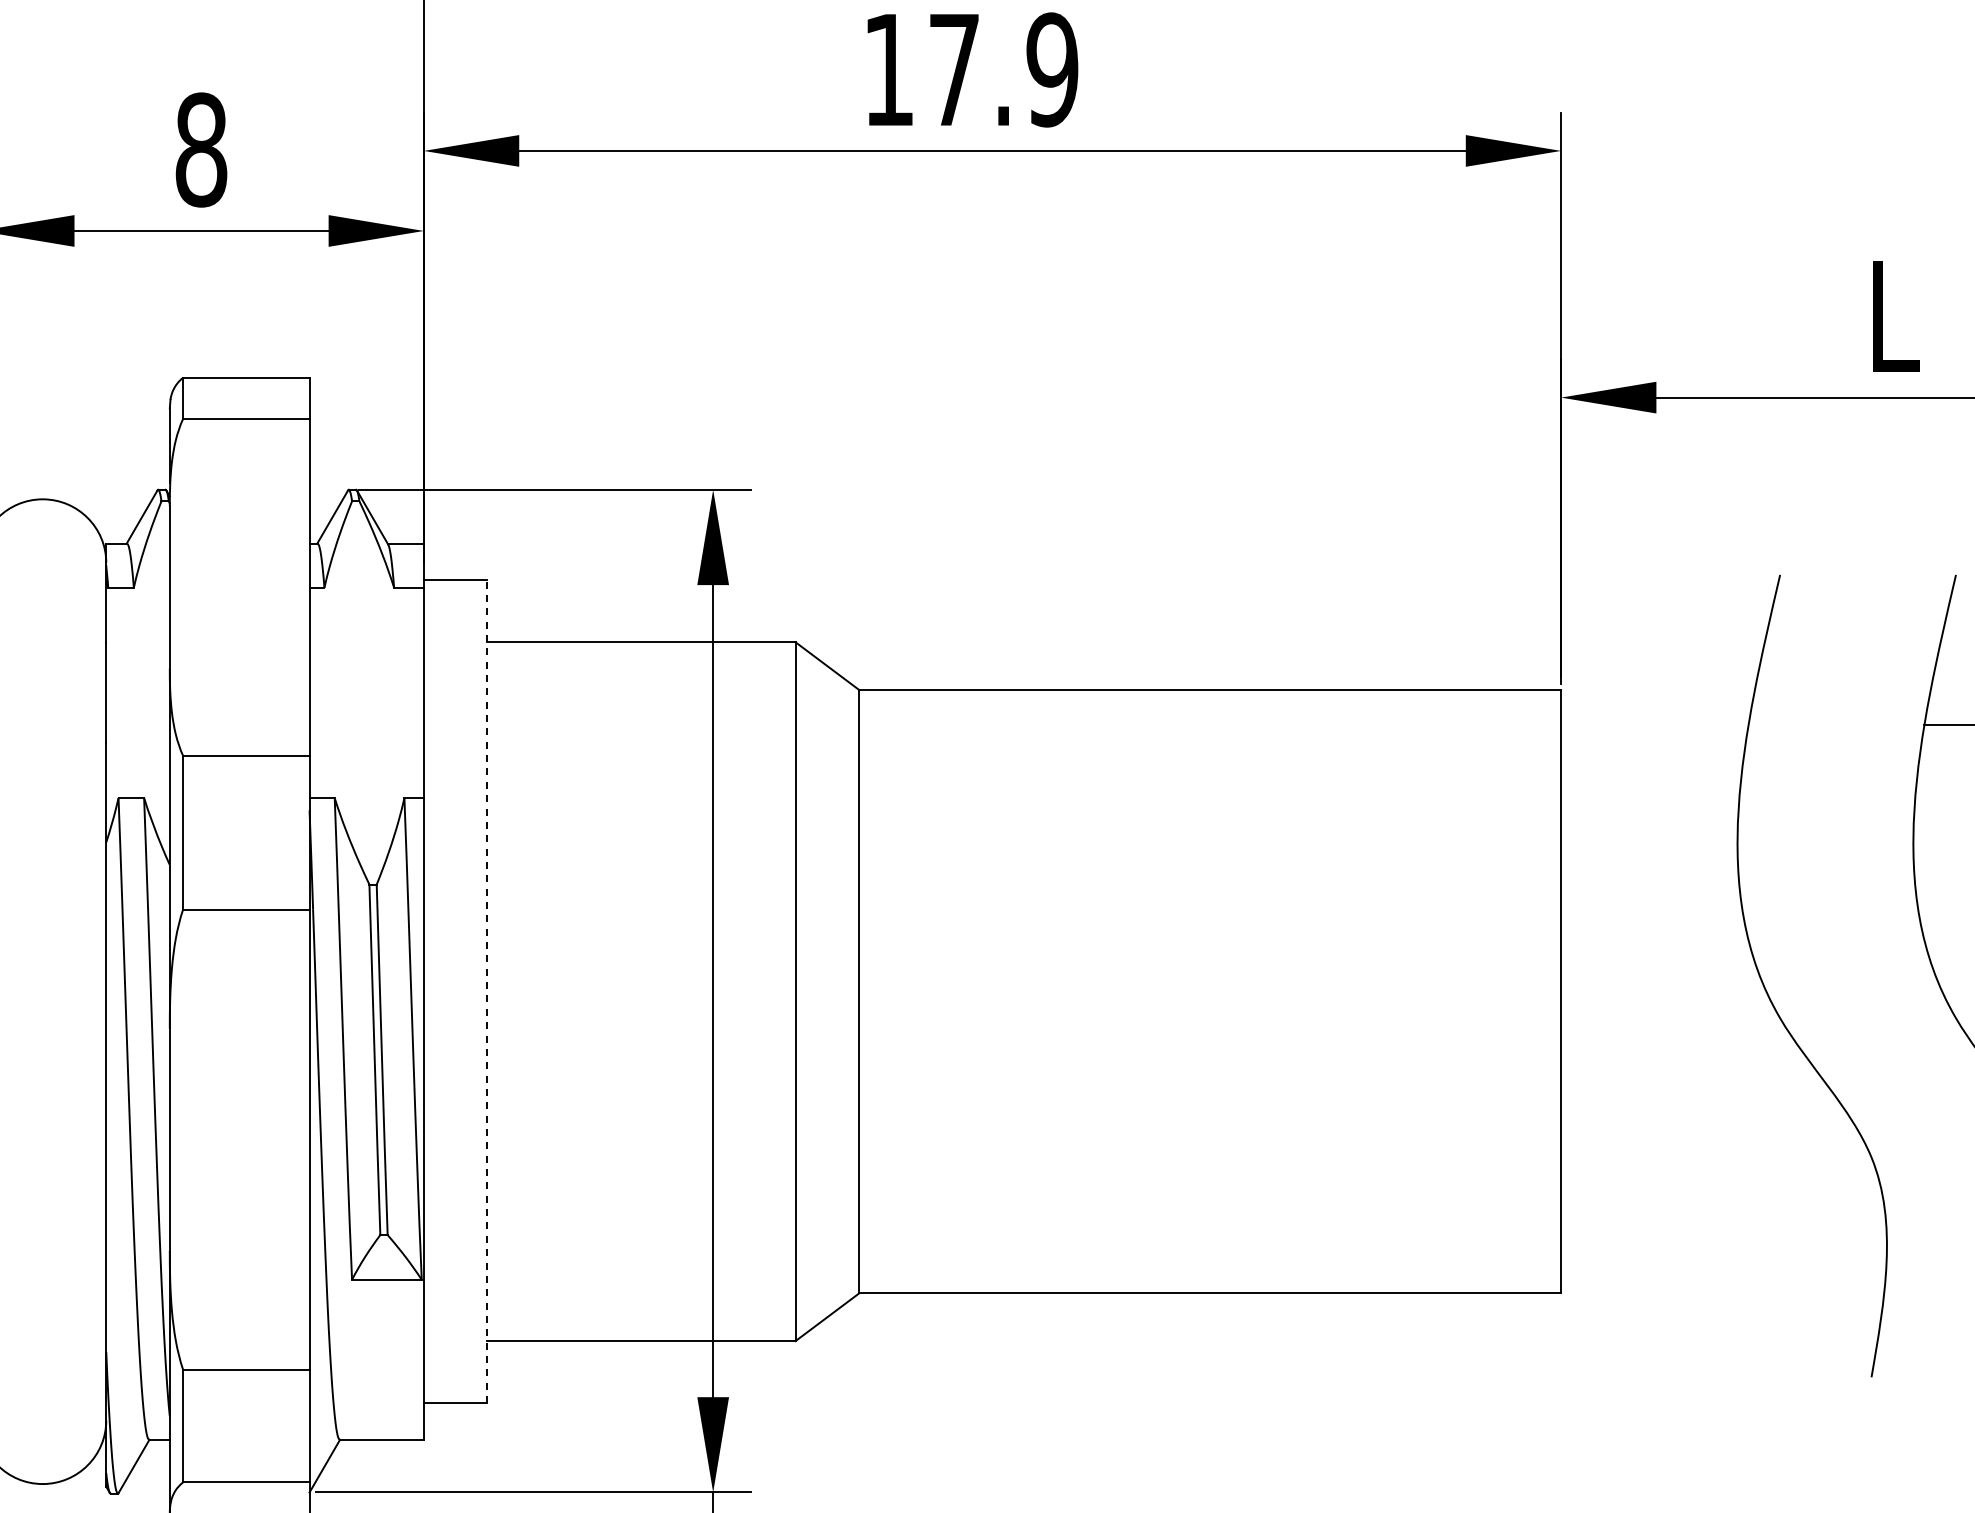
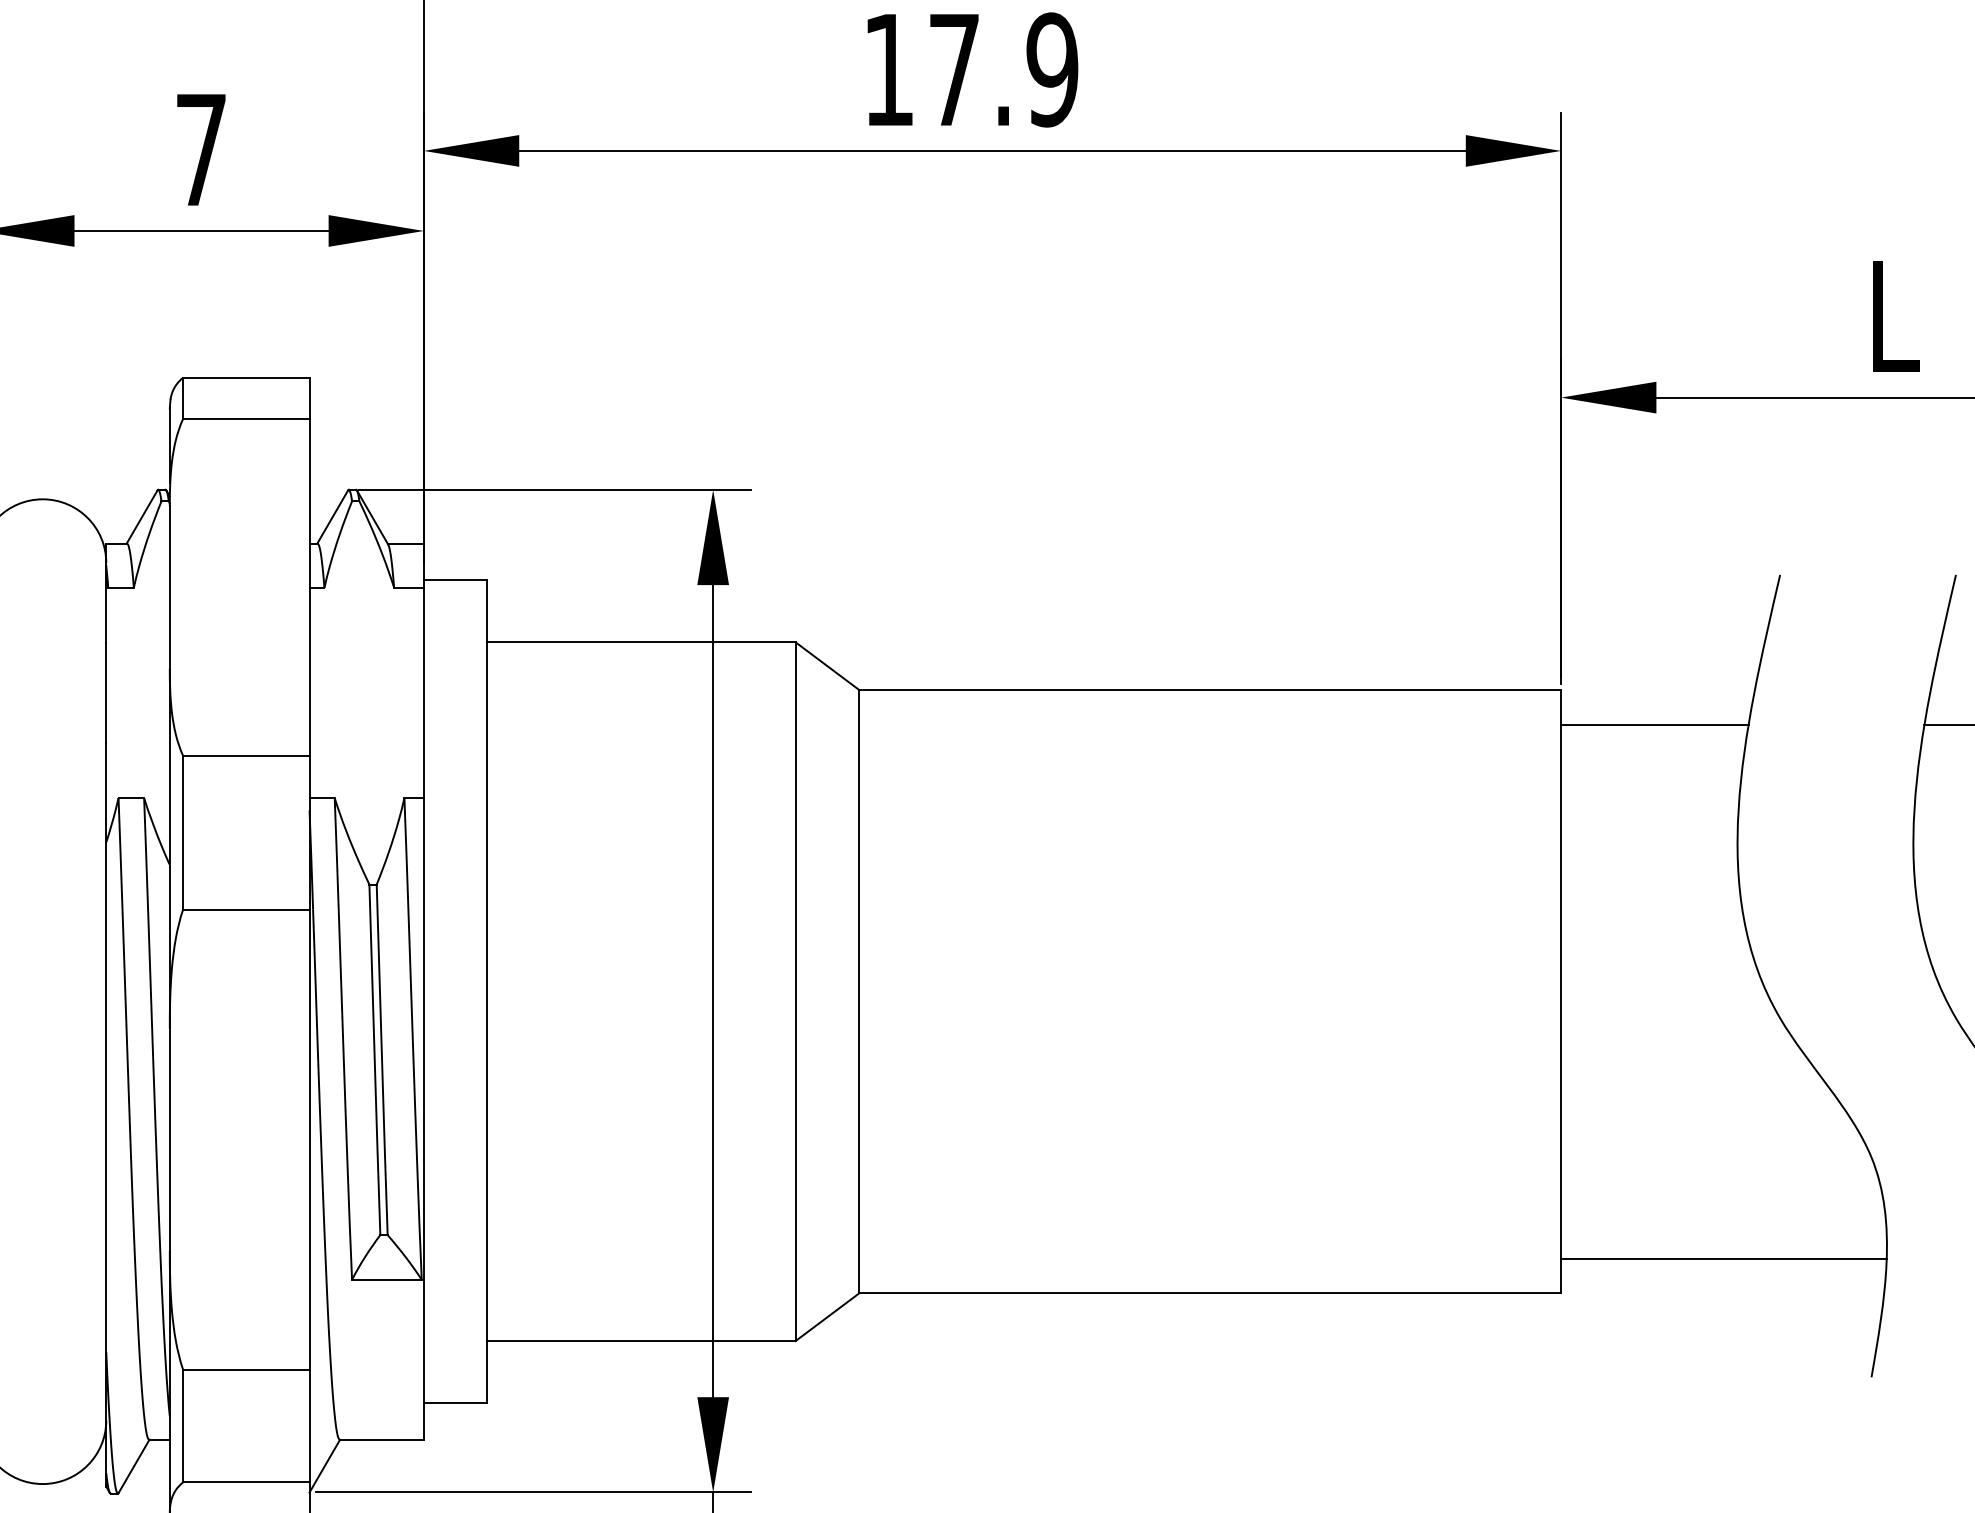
text: 8 -> 7 (201, 149)
line: none -> present (1654, 724)
line: dashed -> solid (487, 991)
line: none -> present (1723, 1258)
